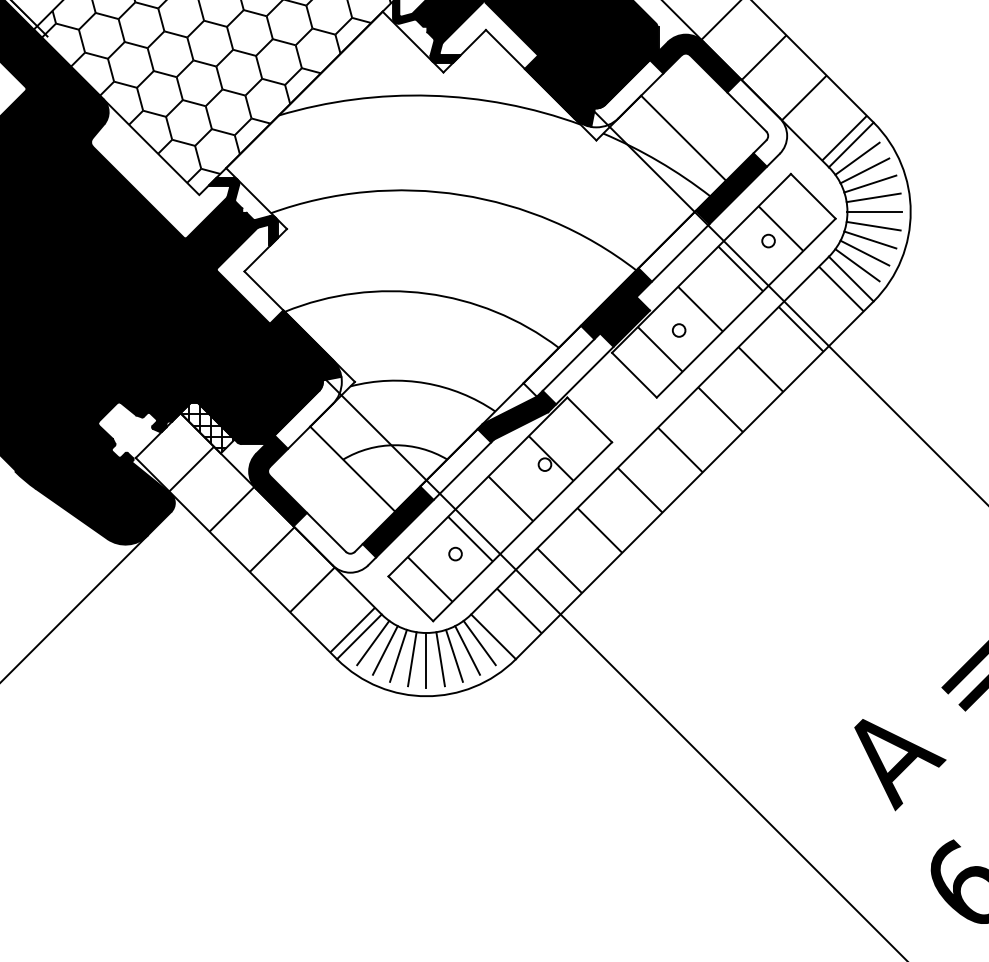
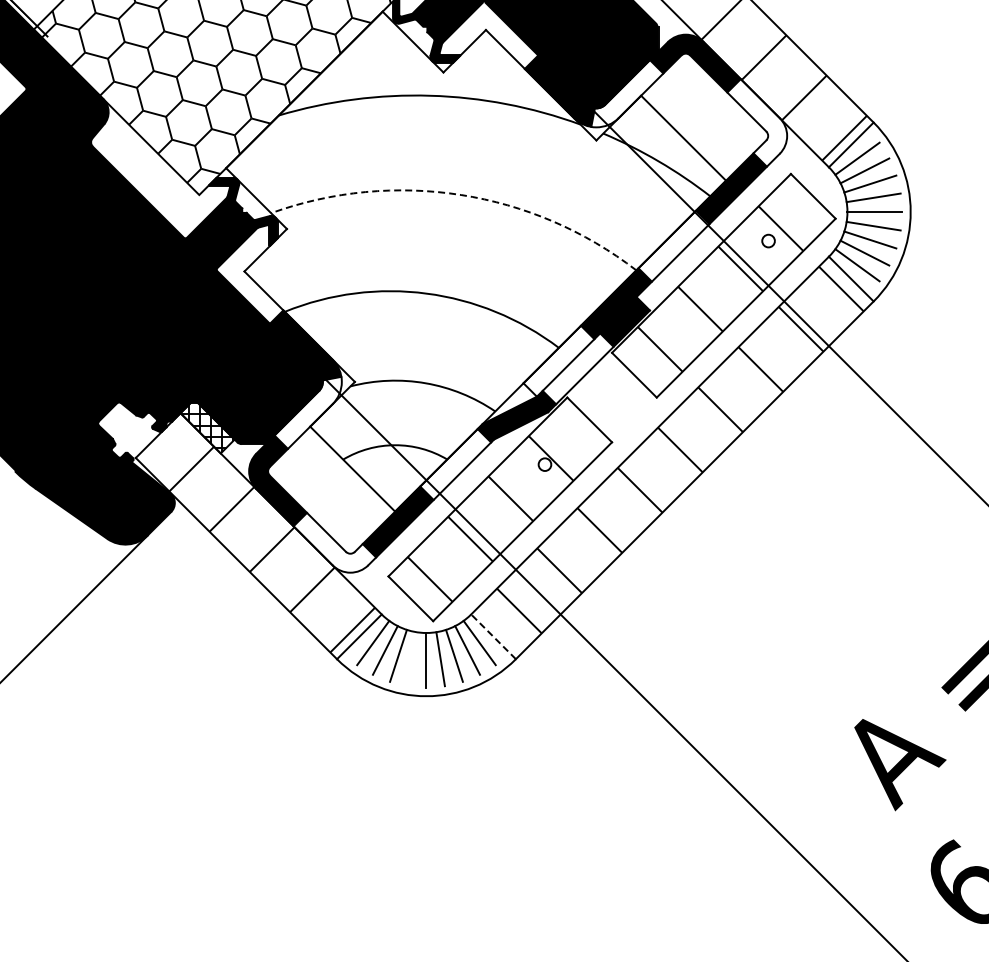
arc: solid -> dashed (461, 195)
circle: present -> none (679, 330)
circle: present -> none (455, 553)
line: solid -> dashed (493, 636)
line: present -> none (412, 659)
